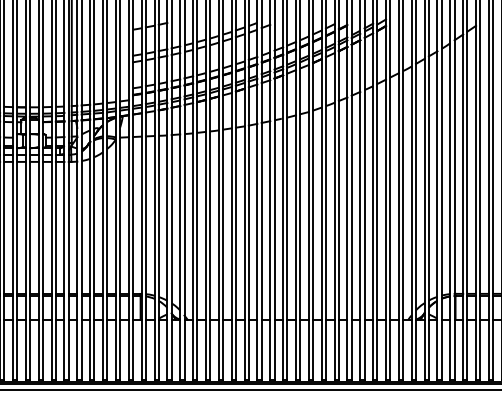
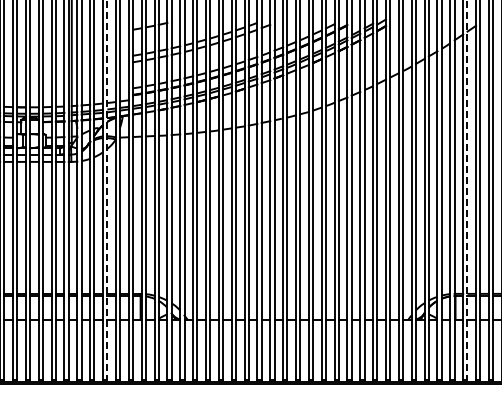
line: solid -> dashed (107, 190)
line: solid -> dashed (467, 190)
line: present -> none (250, 390)
